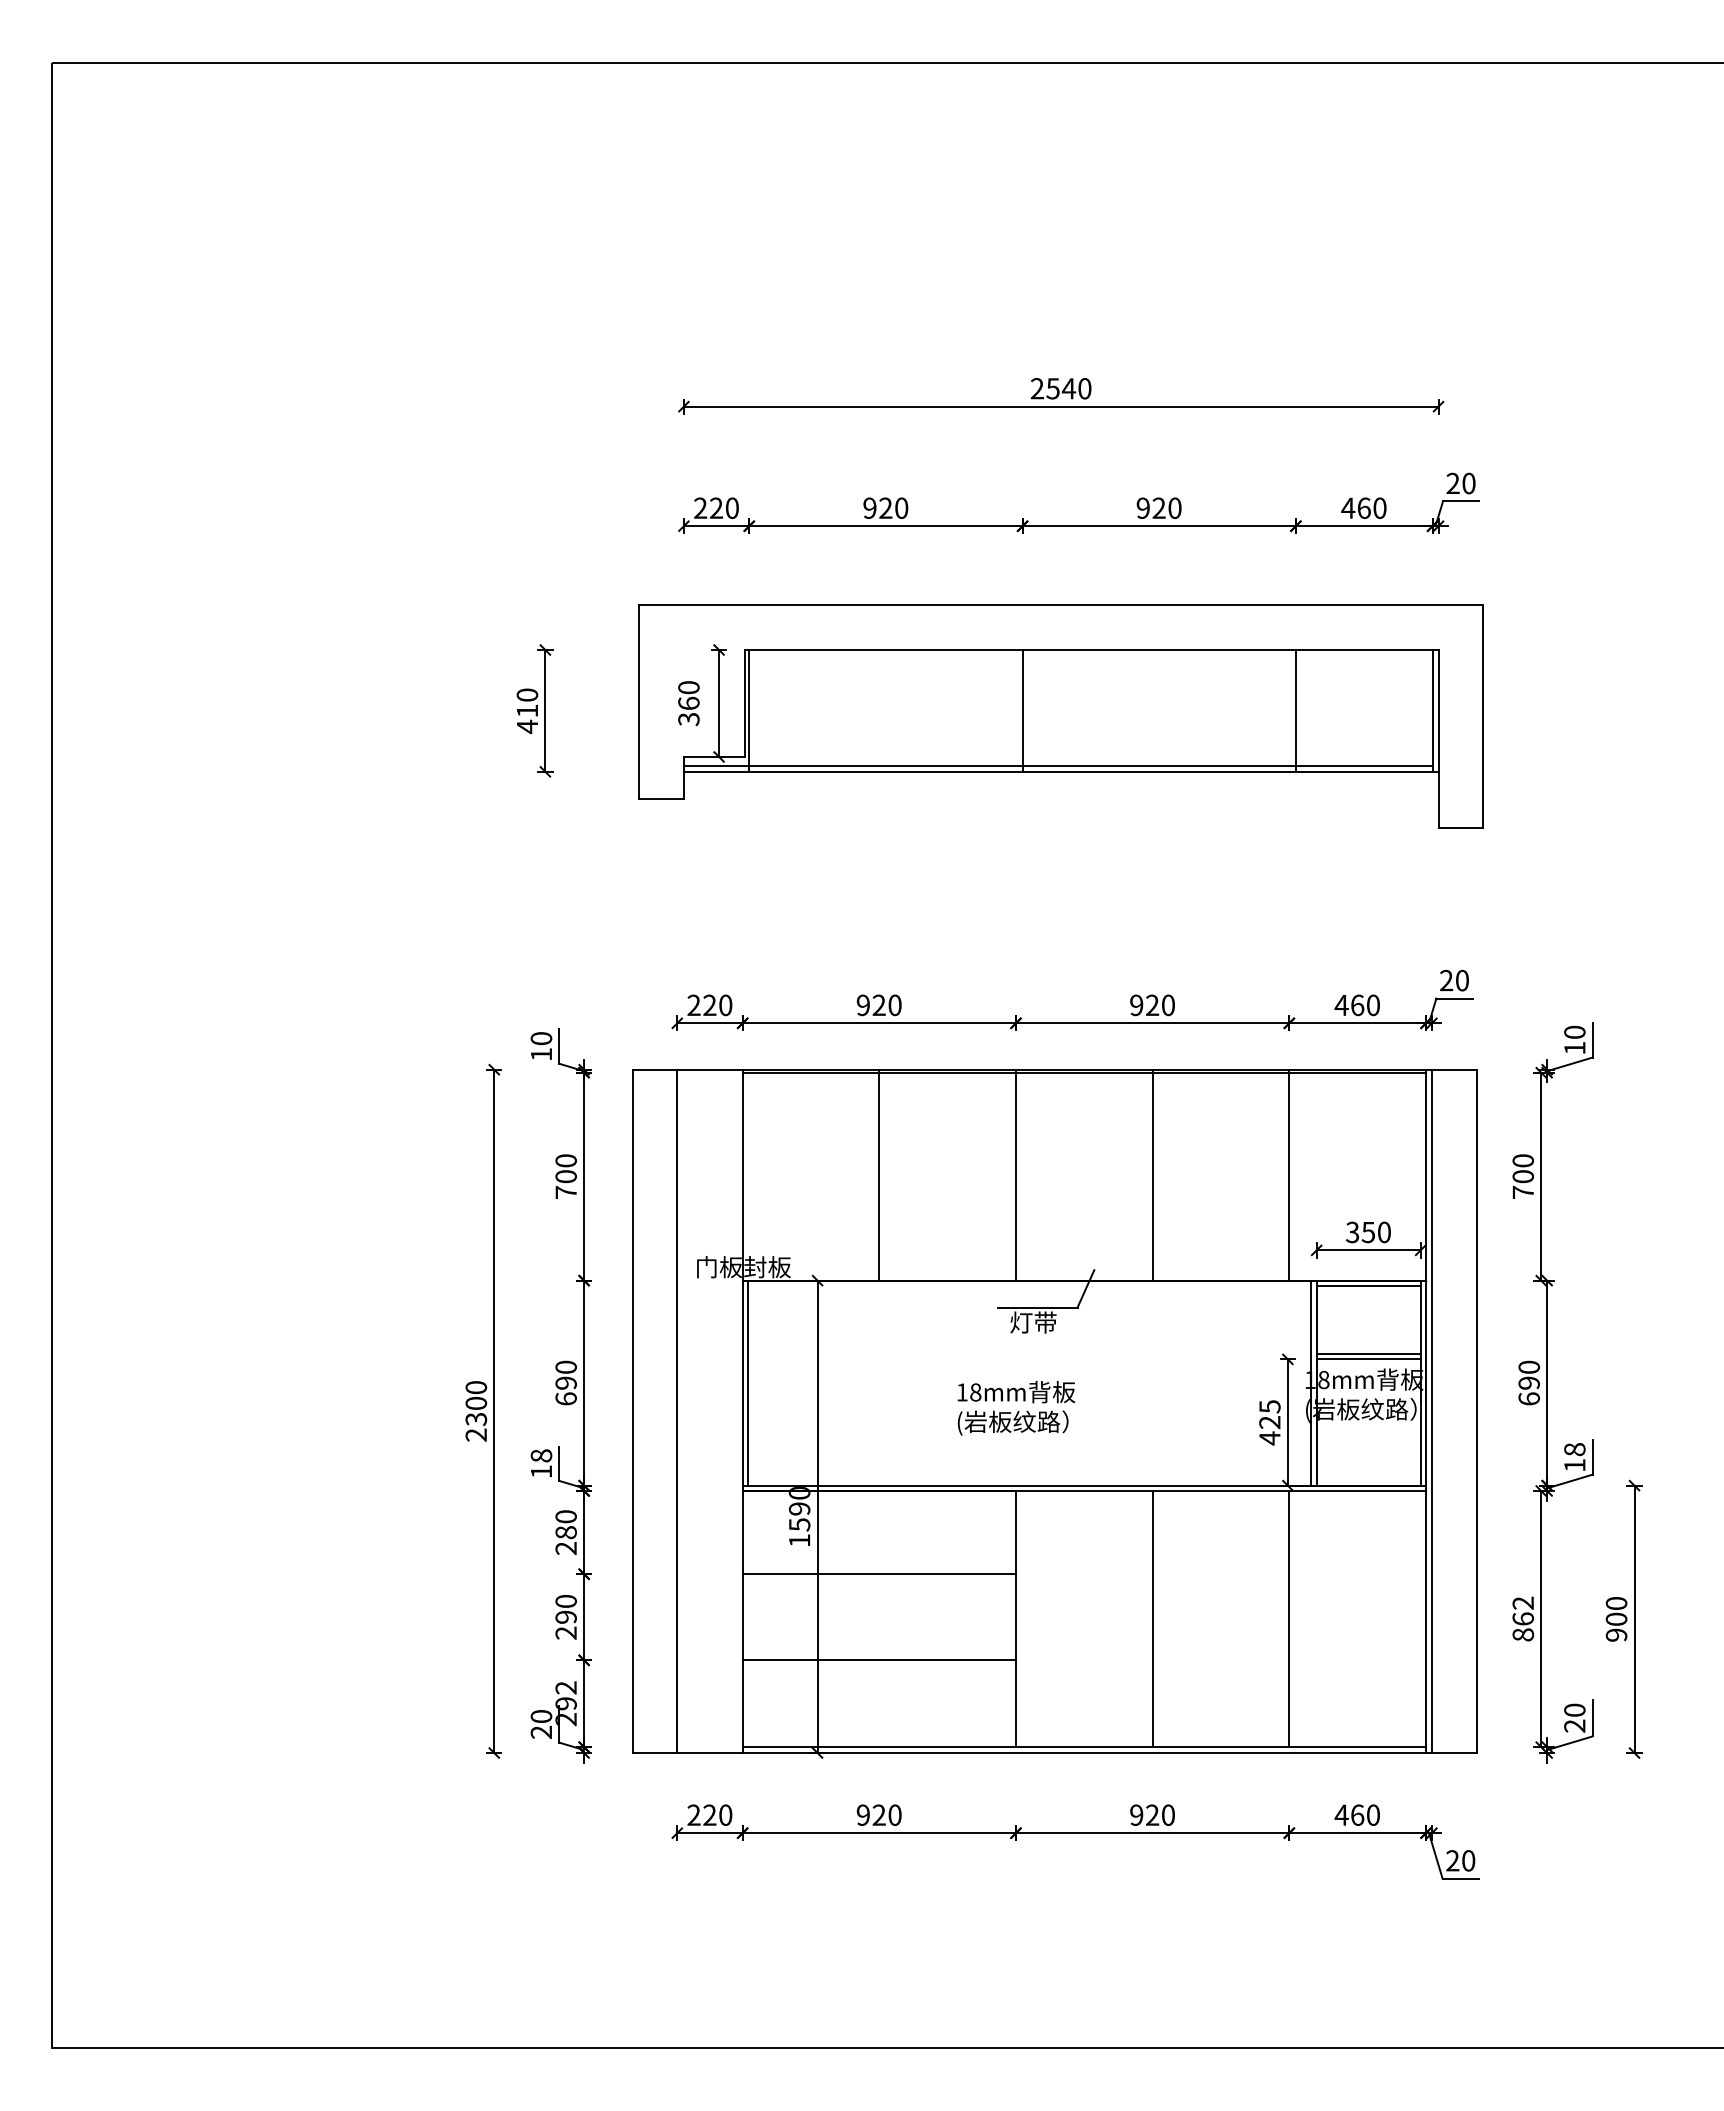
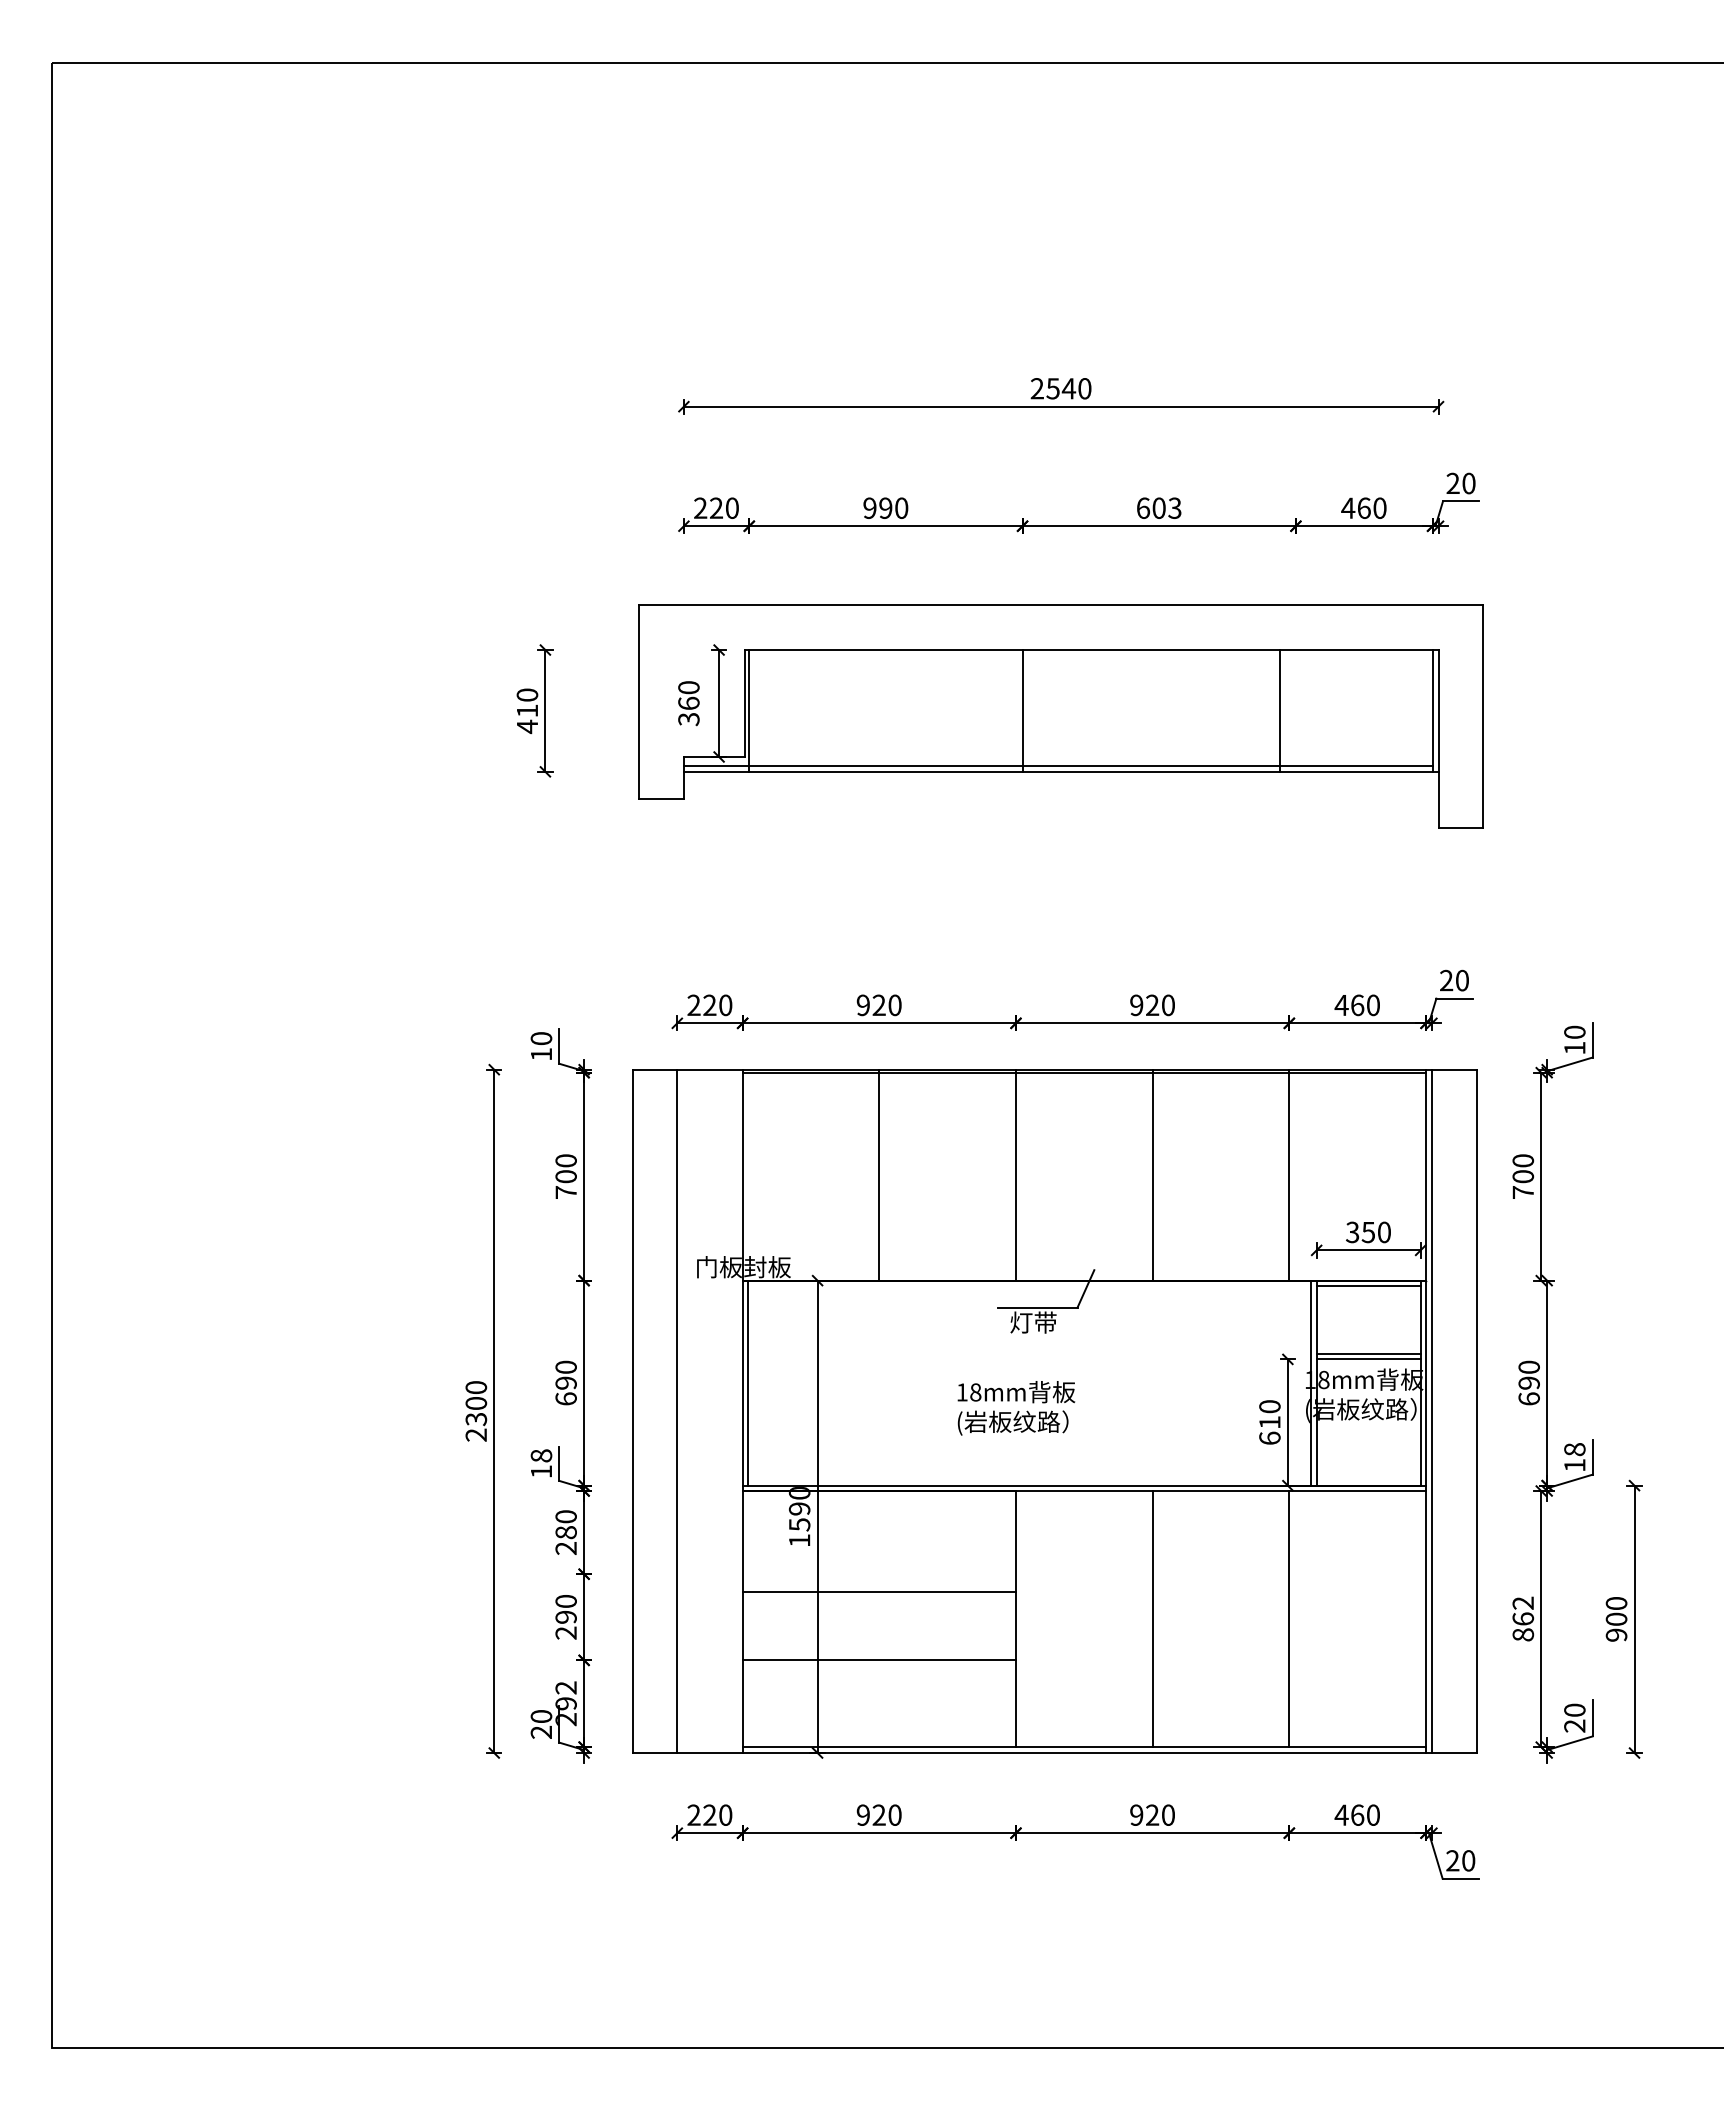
text: 920 -> 603 (1158, 507)
text: 920 -> 990 (885, 508)
line position: (1295, 710) -> (1279, 710) (1279, 710)
text: 425 -> 610 (1269, 1422)
line position: (878, 1574) -> (878, 1592) (878, 1592)
